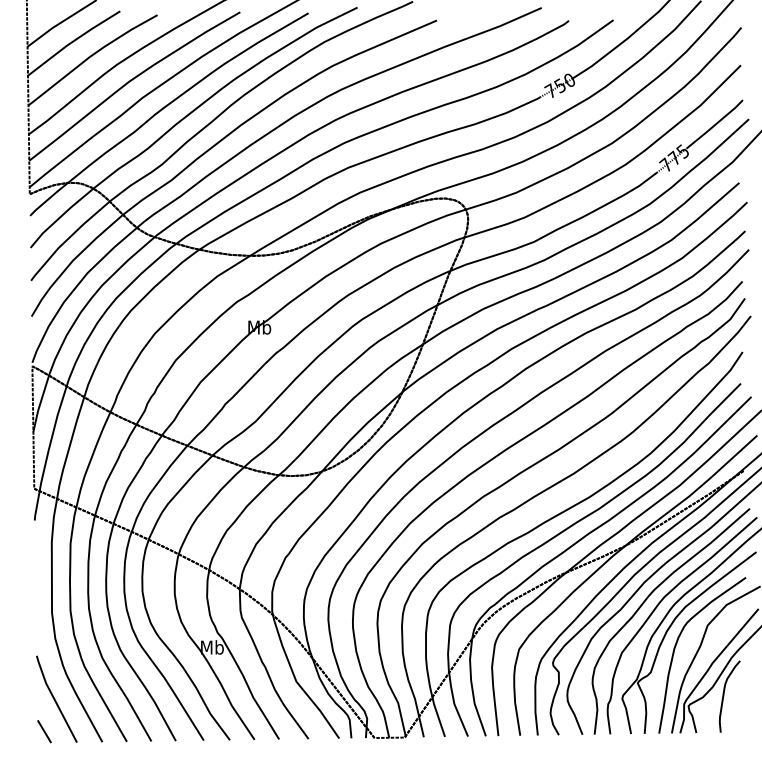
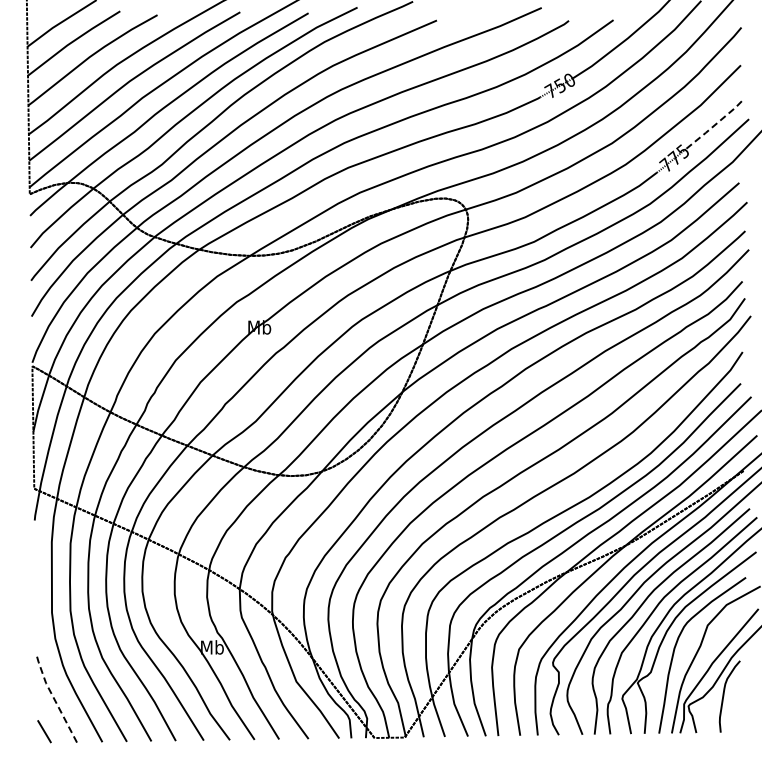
line: solid -> dashed (715, 125)
line: solid -> dashed (54, 698)
